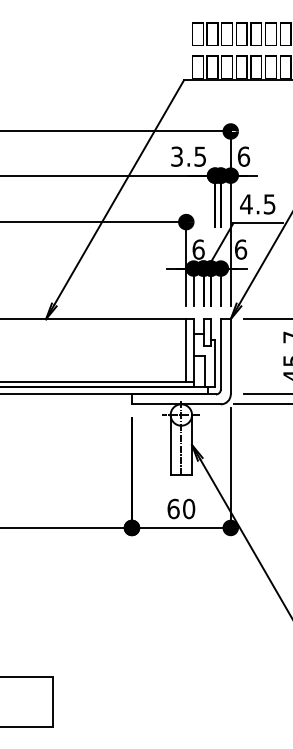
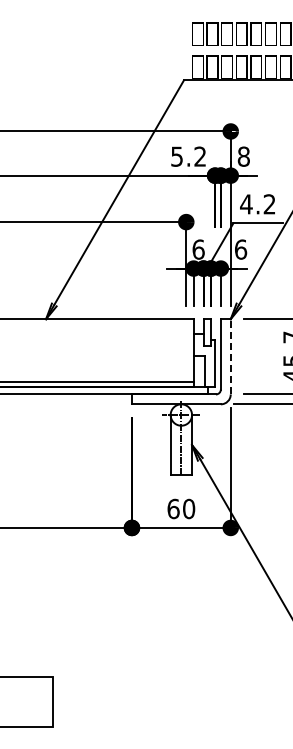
text: 3.5 -> 5.2 (188, 156)
text: 6 -> 8 (243, 156)
text: 4.5 -> 4.2 (269, 204)
line: present -> none (186, 350)
line: solid -> dashed (230, 356)
